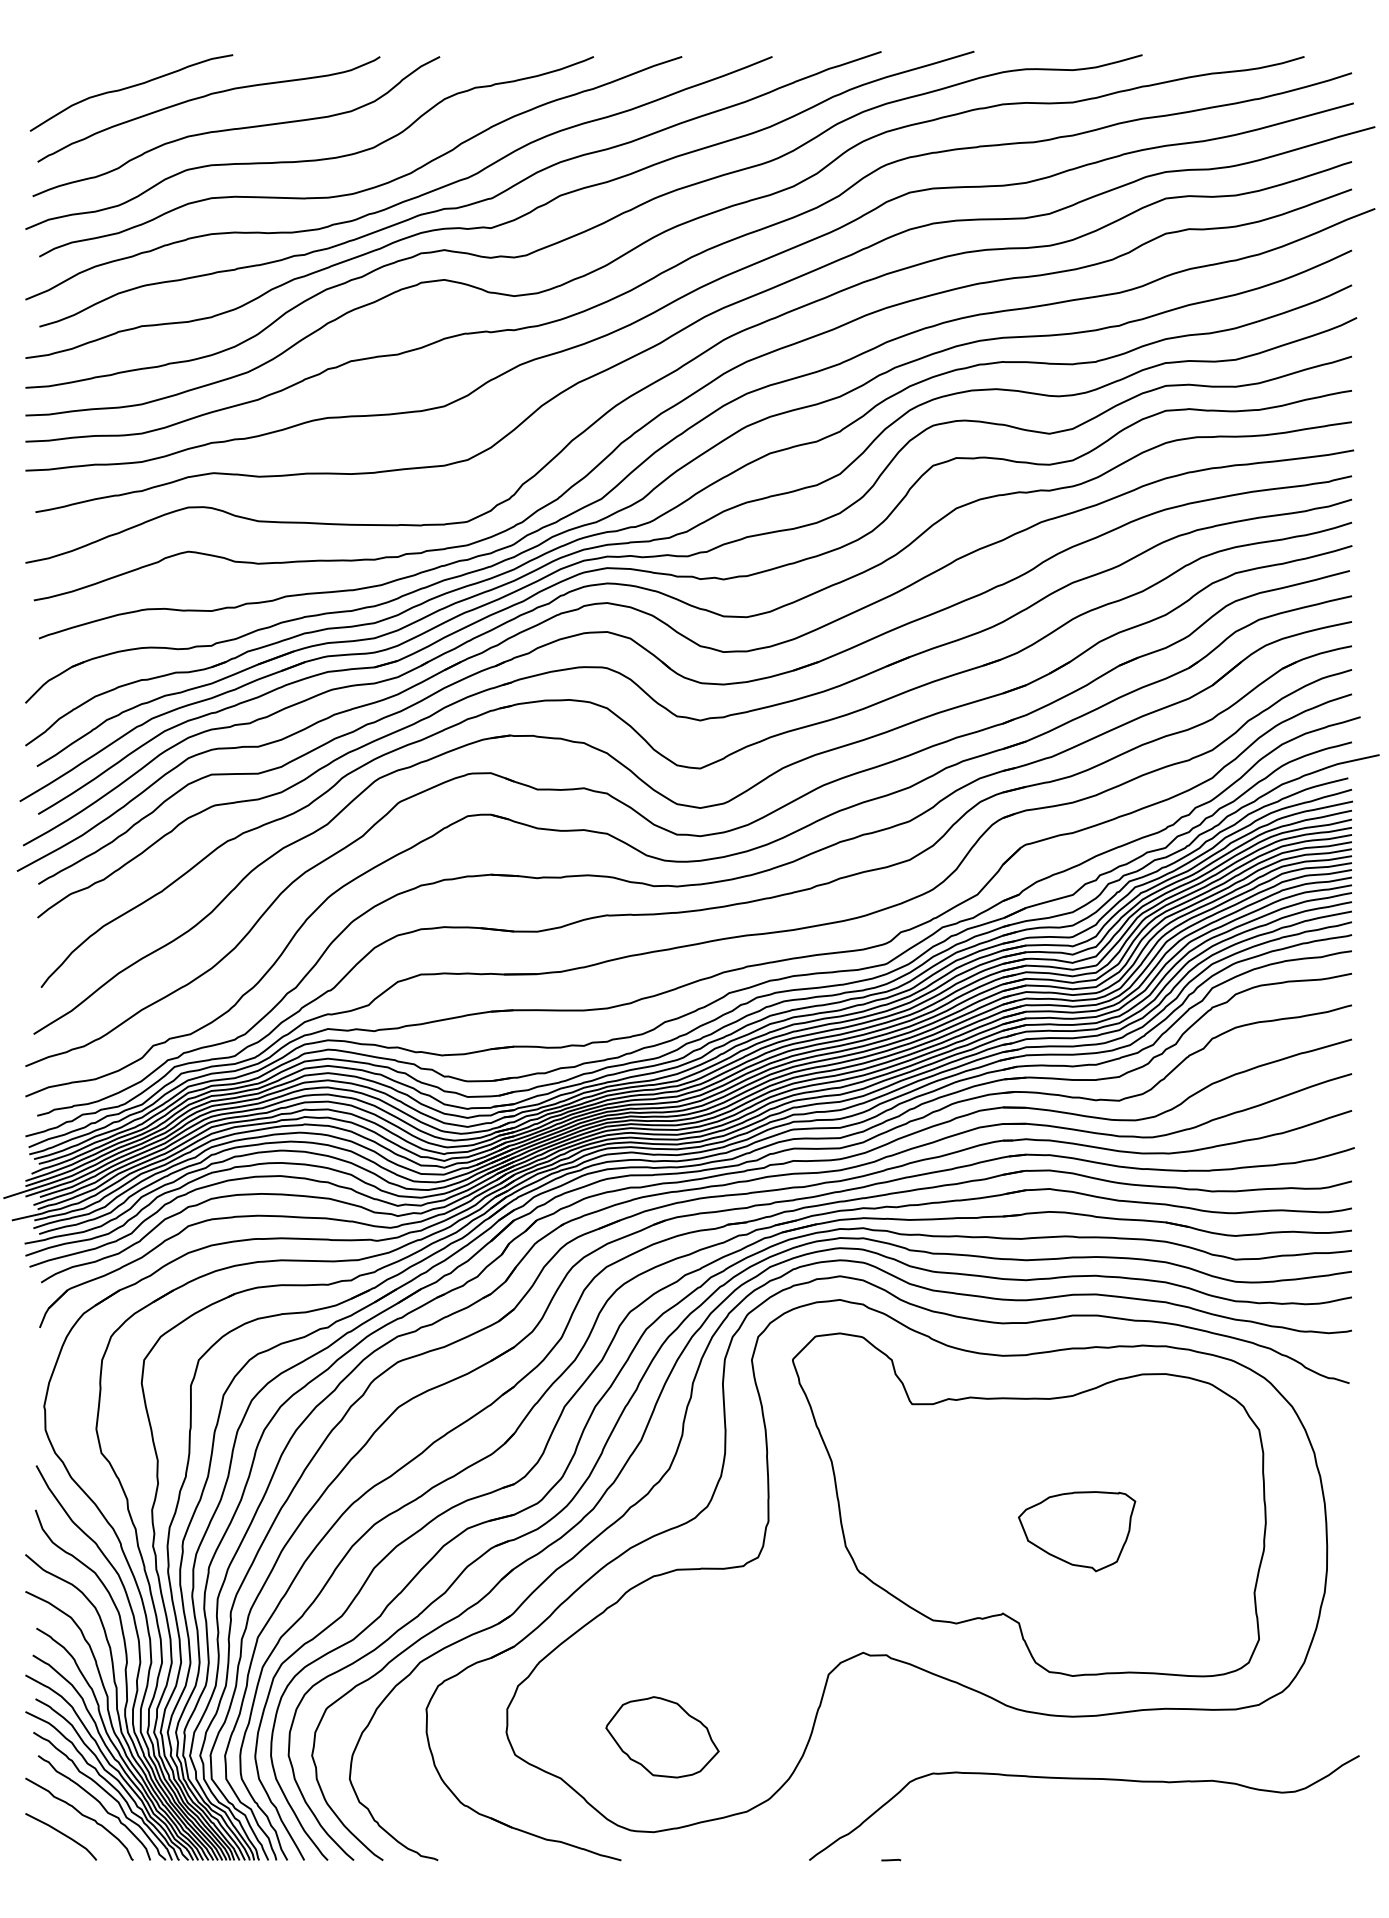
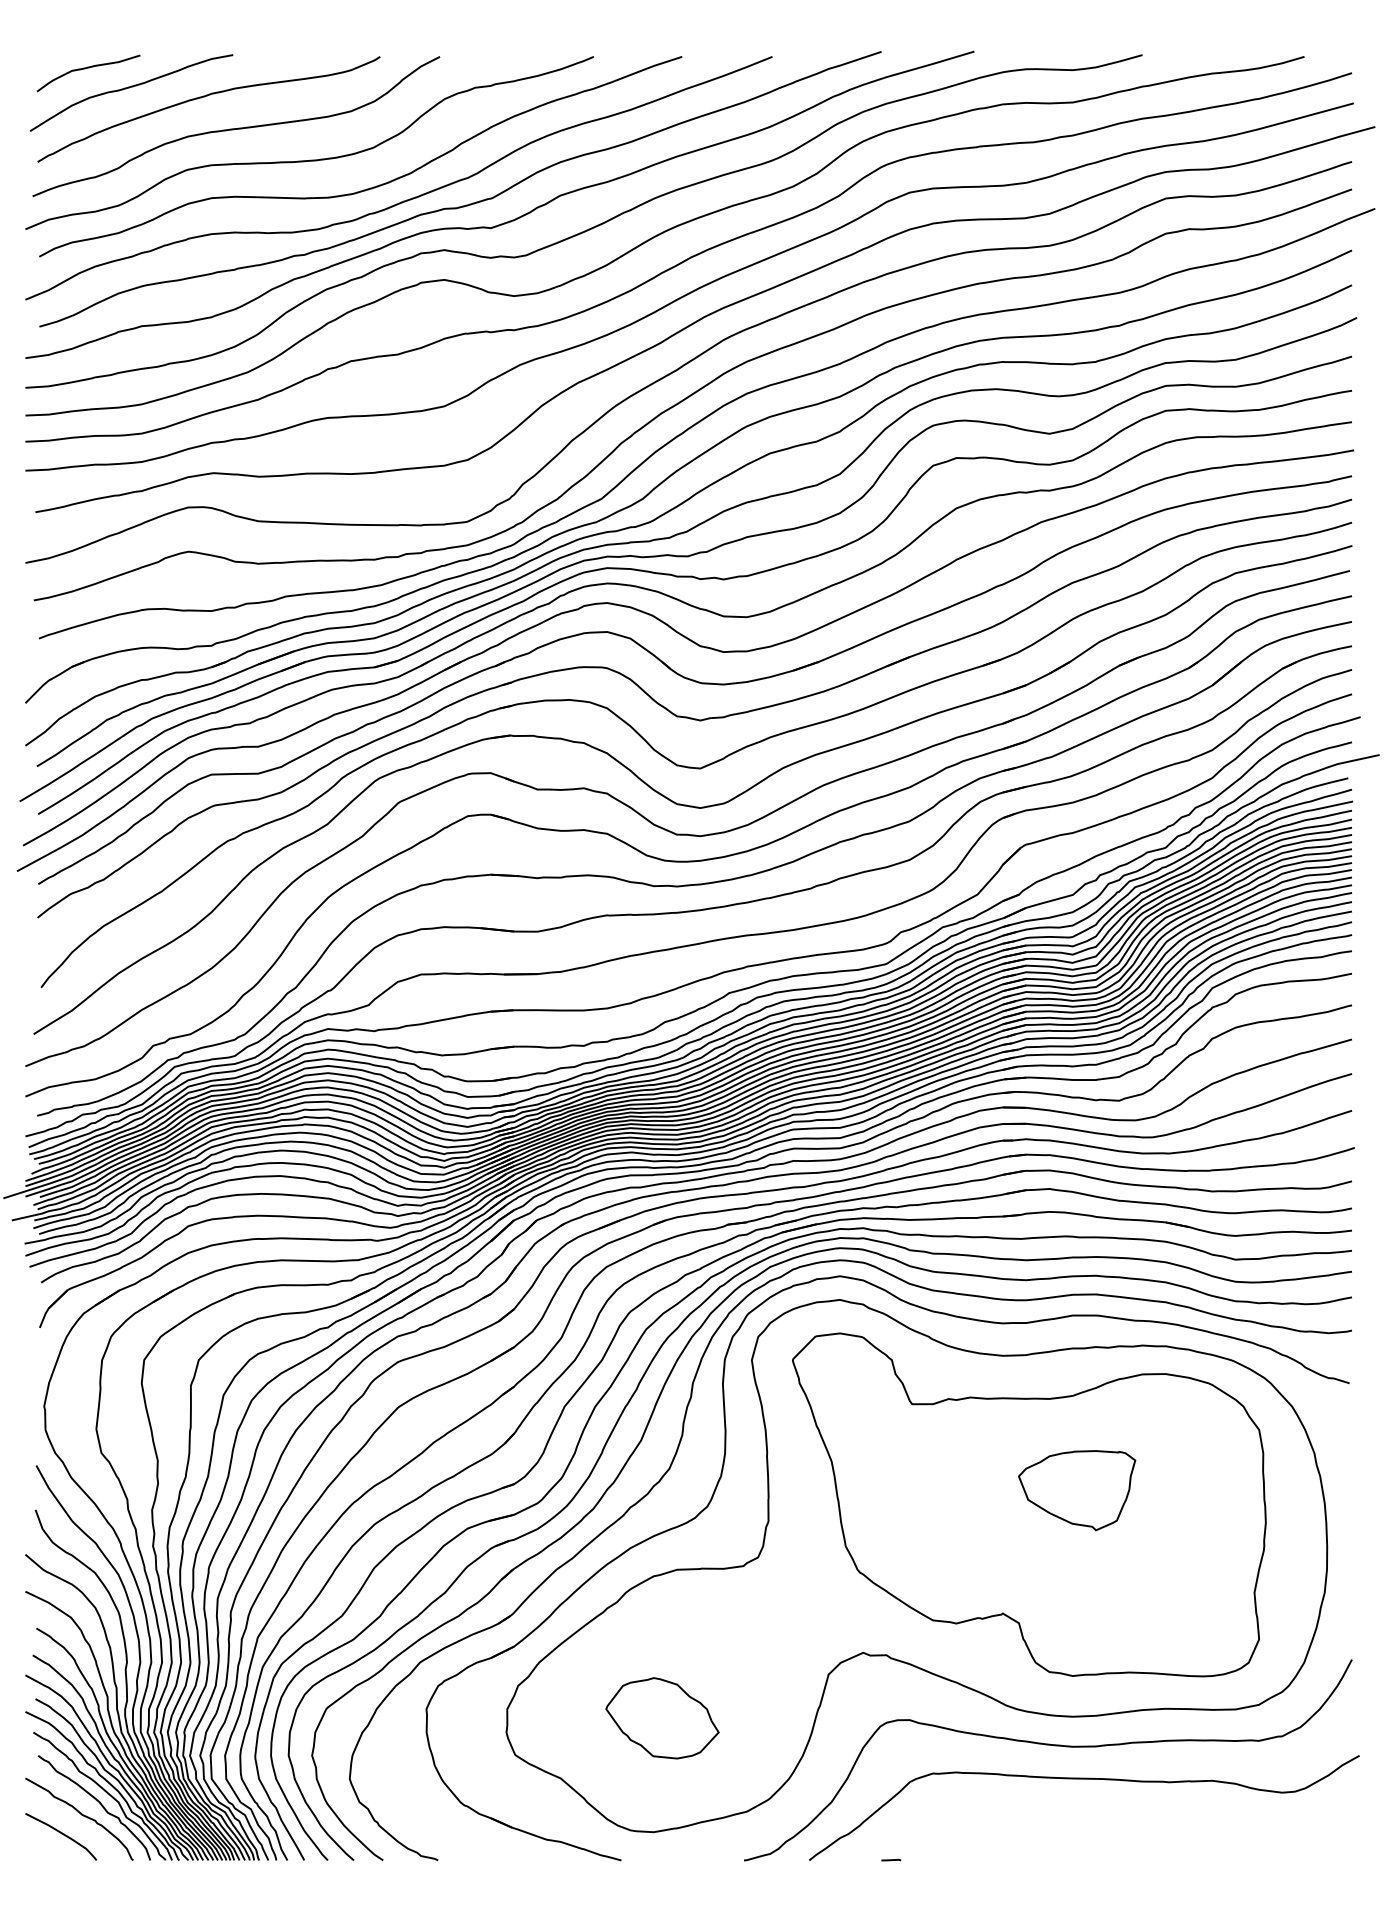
curve: none -> present (88, 68)
part position: (1077, 1531) -> (1077, 1490) (1077, 1490)
part position: (662, 1737) -> (662, 1718) (662, 1718)
curve: none -> present (1048, 1745)
